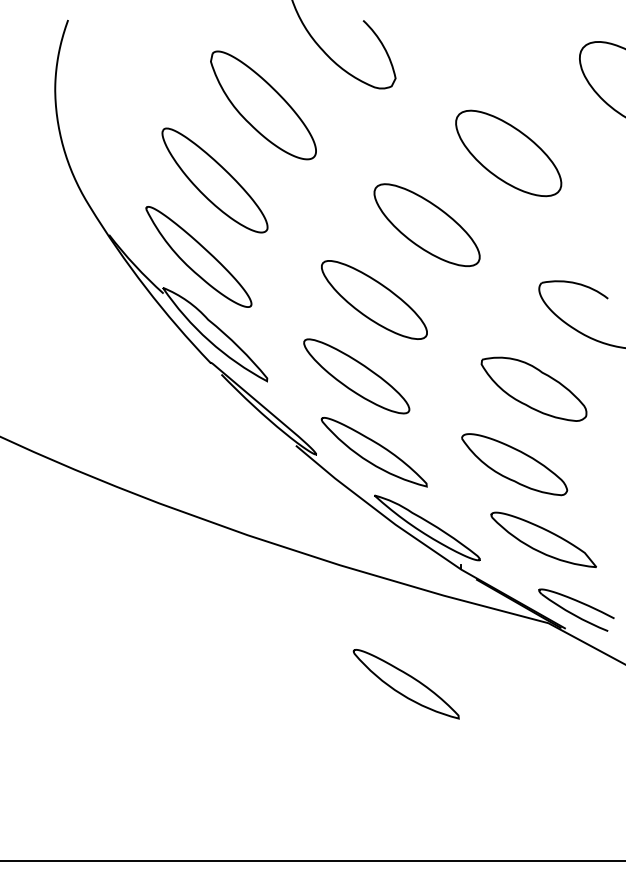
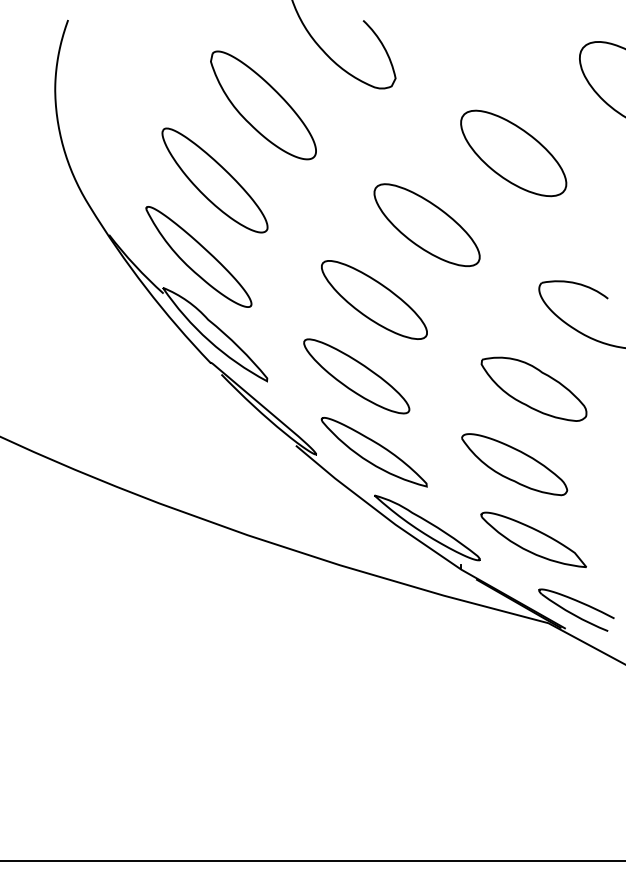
part position: (508, 153) -> (513, 153) (513, 153)
part position: (543, 539) -> (533, 539) (533, 539)
part: present -> none (405, 684)
